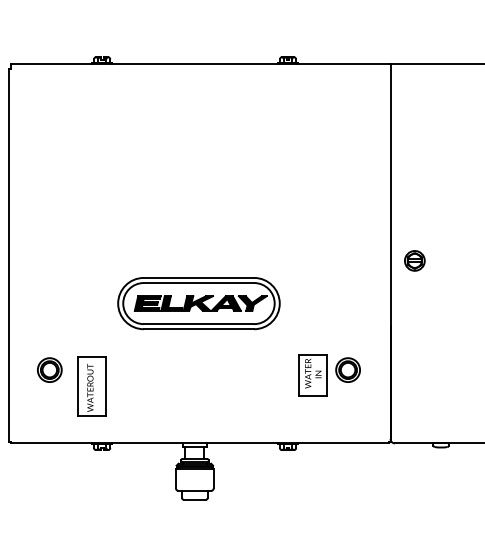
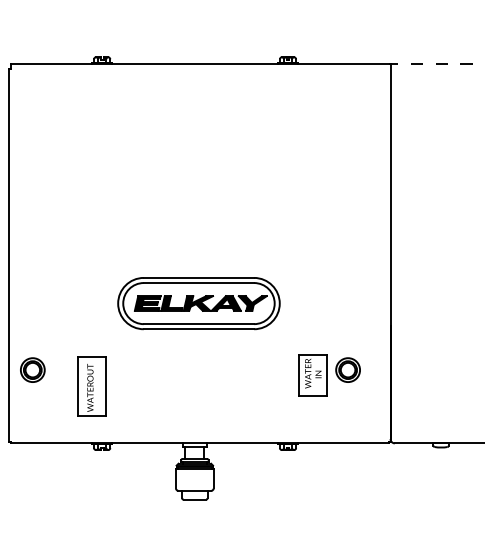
line: solid -> dashed (436, 64)
part: present -> none (414, 260)
part position: (49, 369) -> (32, 369) (32, 369)
